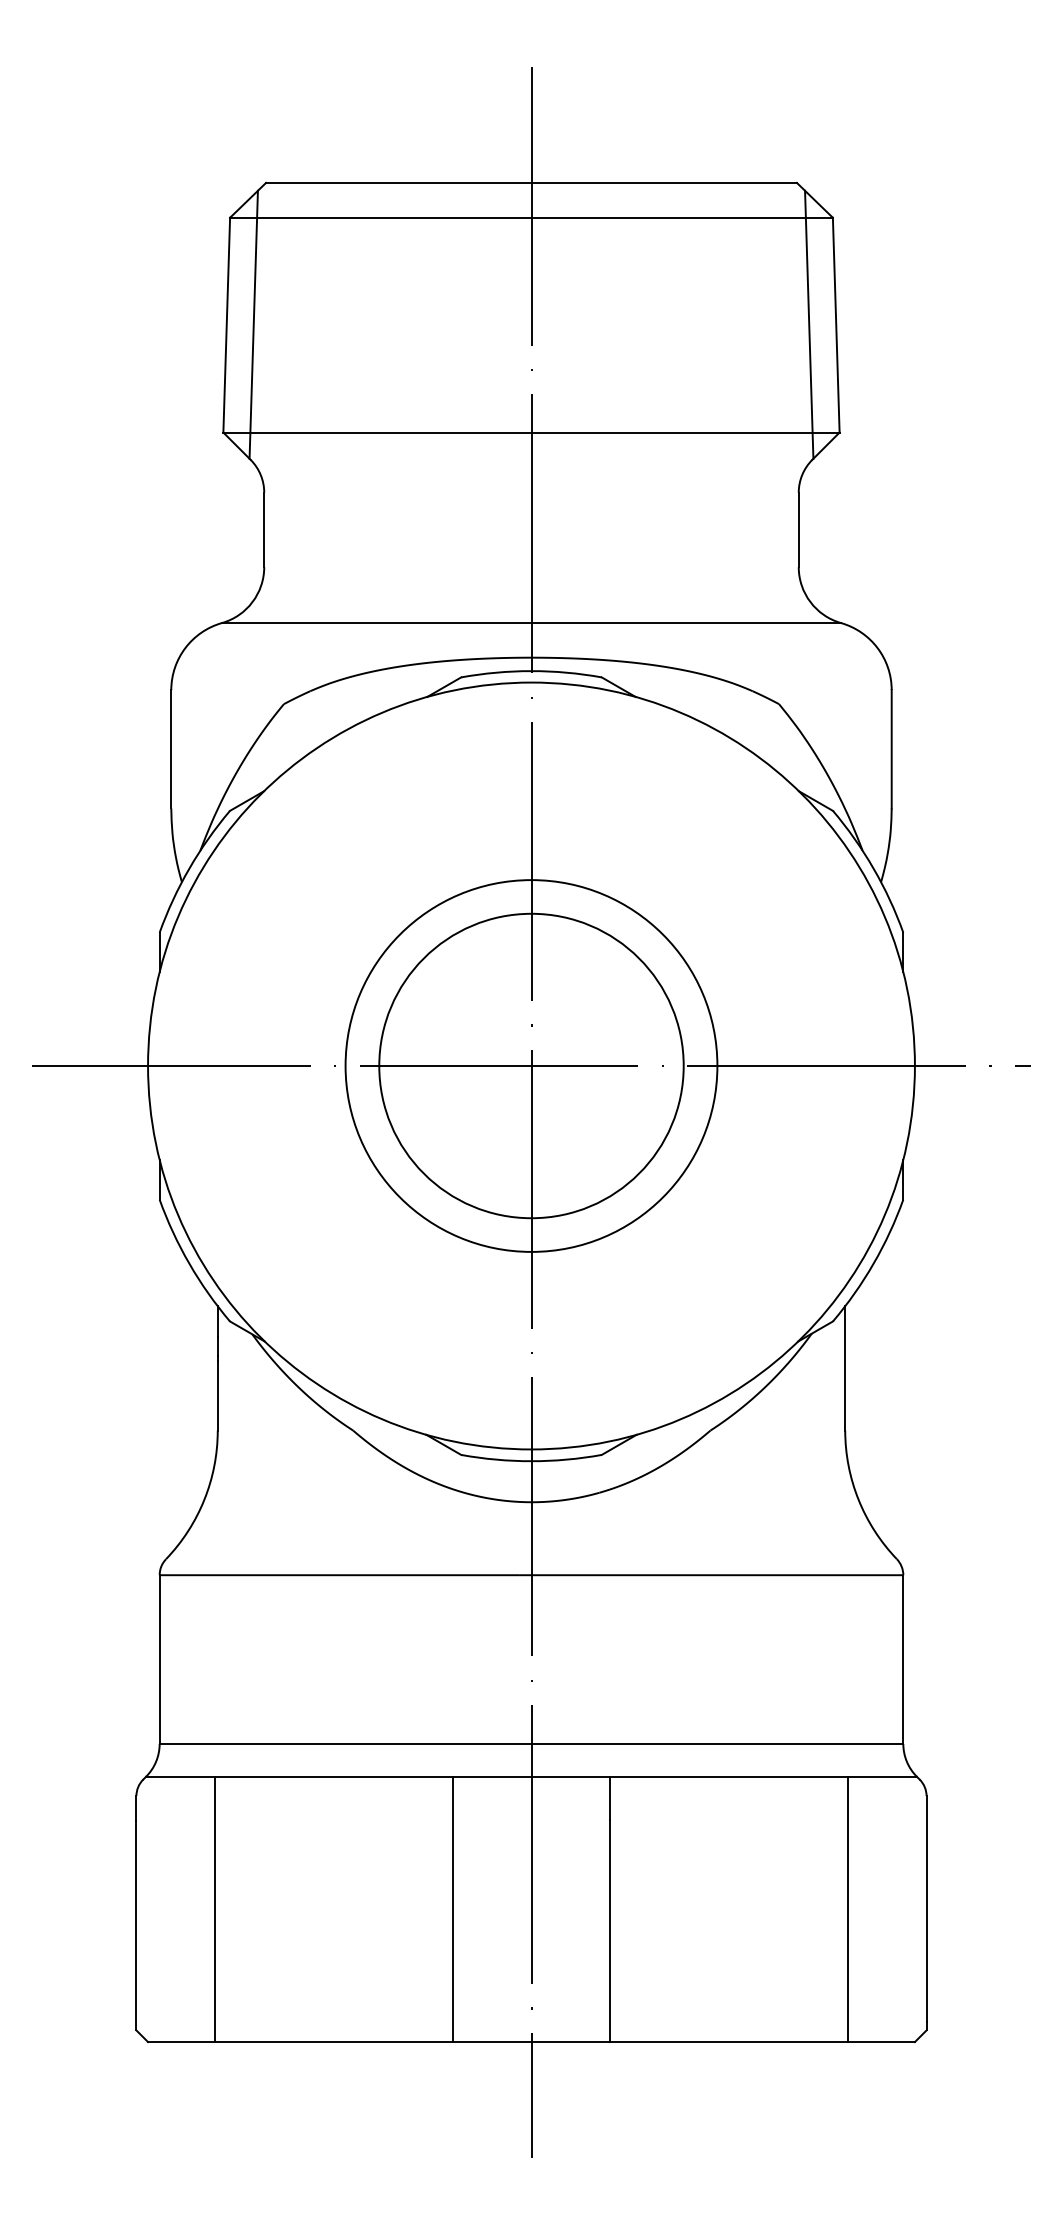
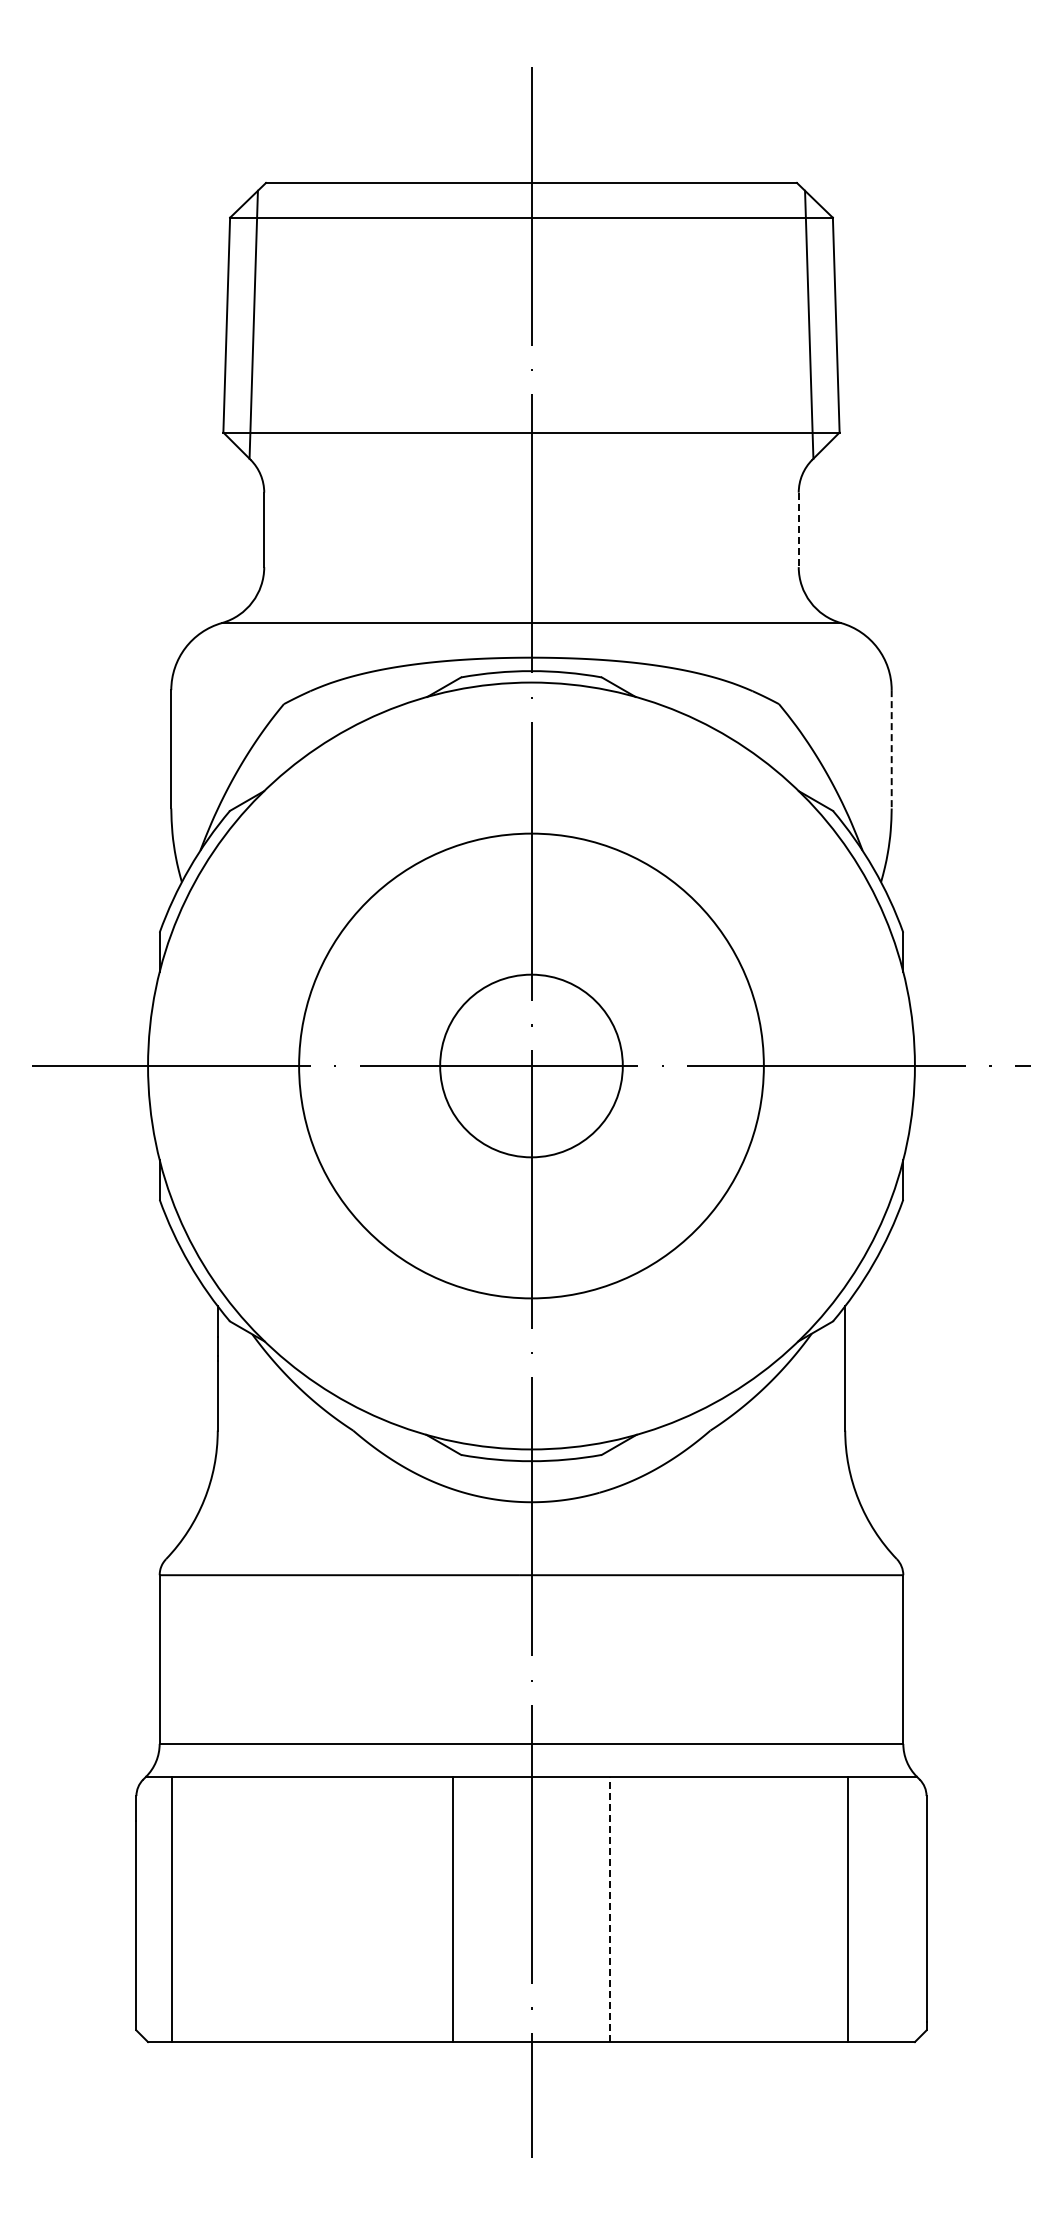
line: solid -> dashed (798, 530)
line: solid -> dashed (891, 749)
circle diameter: 304 px -> 183 px (531, 1065)
circle diameter: 372 px -> 465 px (531, 1065)
line position: (214, 1909) -> (171, 1909) (171, 1909)
line: solid -> dashed (609, 1909)
